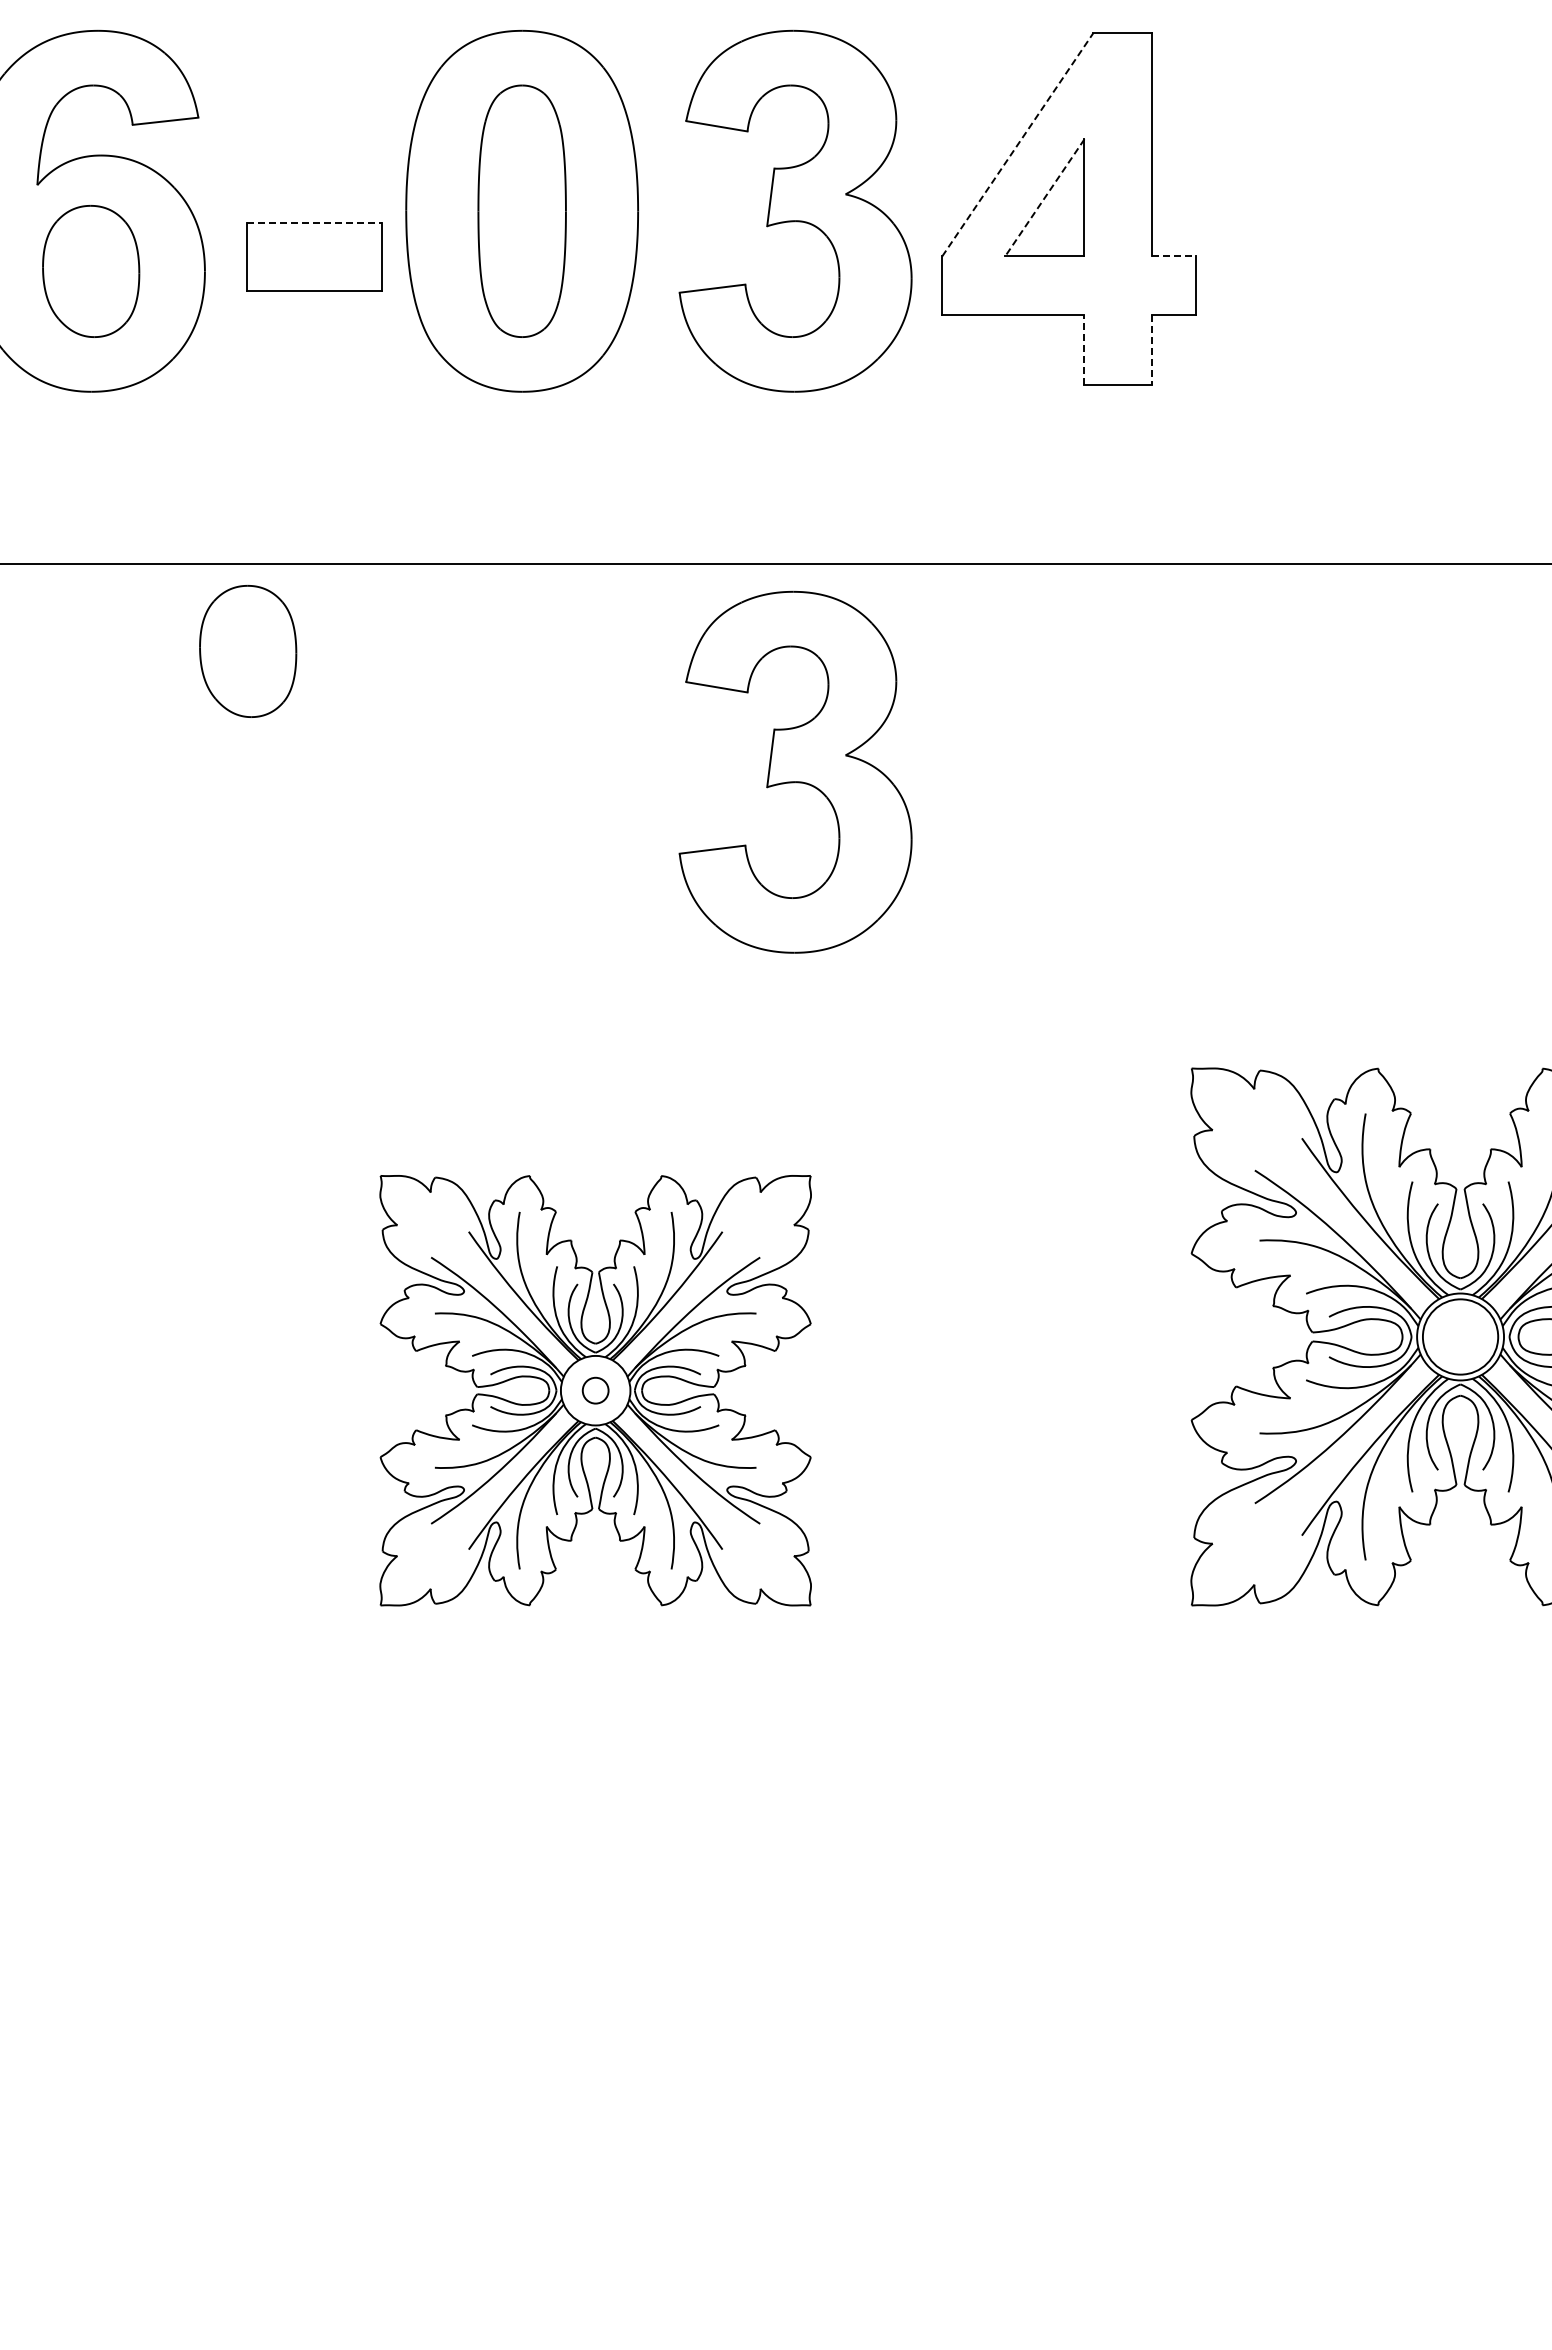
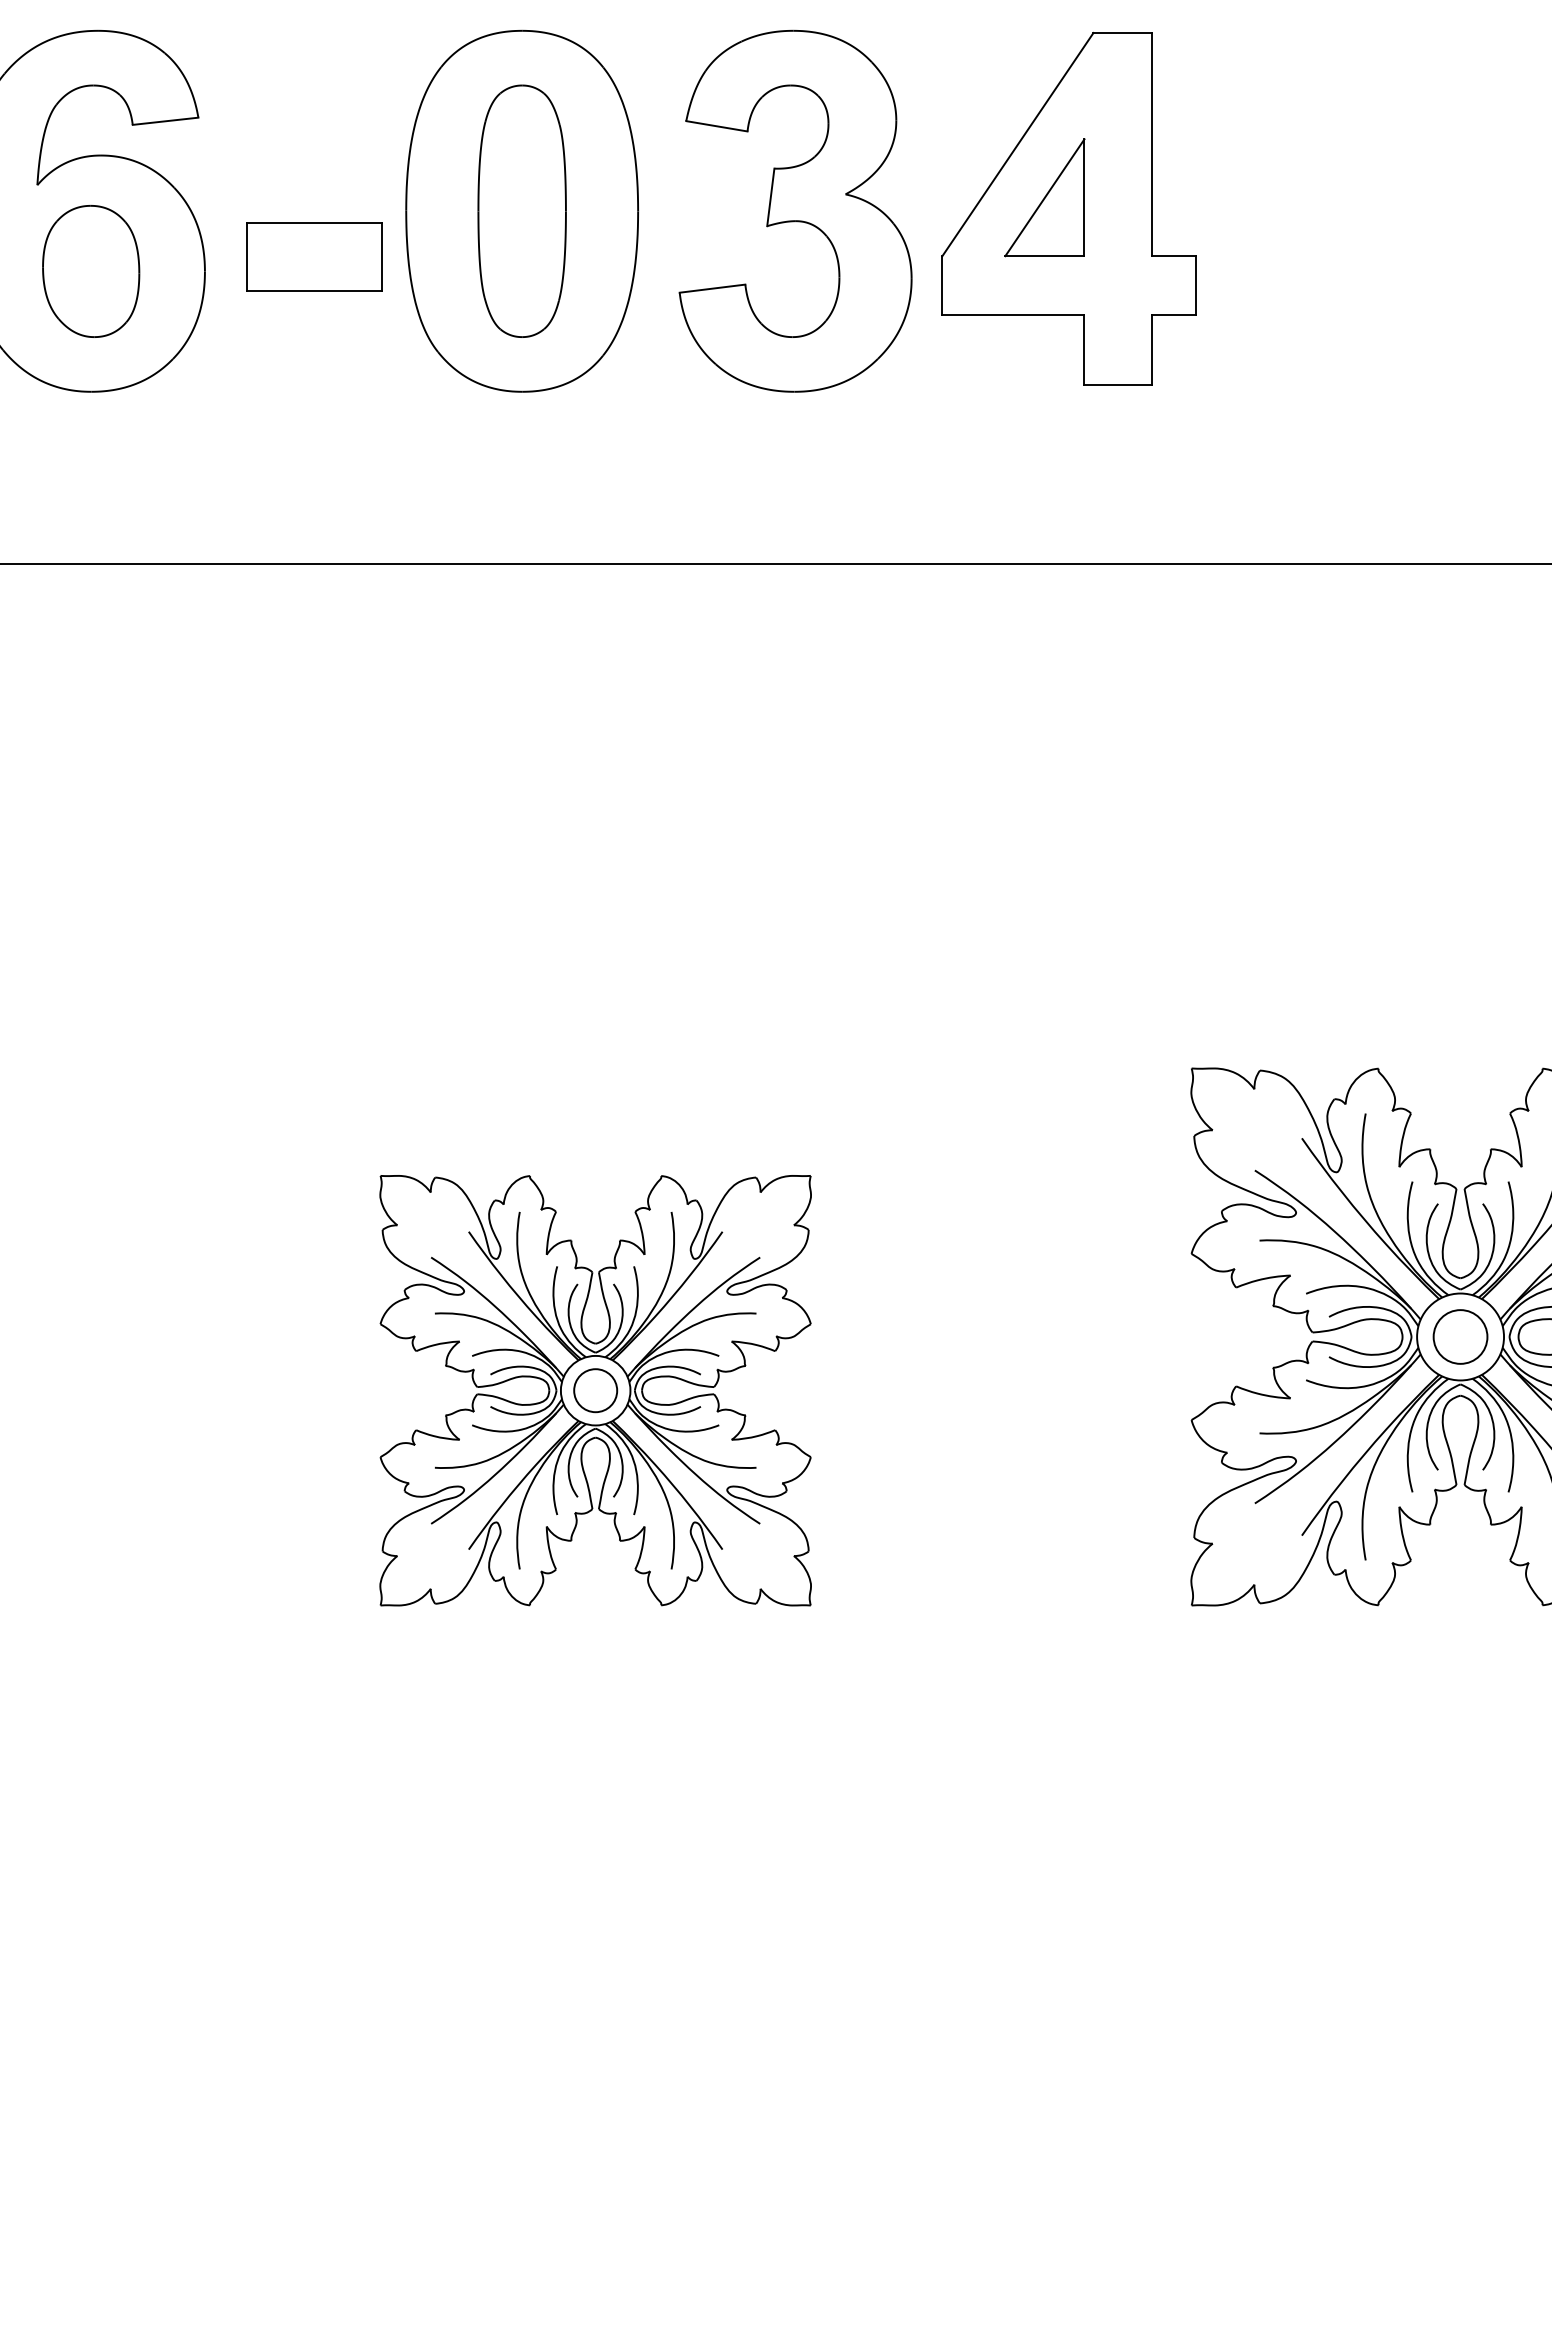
line: dashed -> solid (1017, 144)
line: dashed -> solid (1044, 197)
line: dashed -> solid (314, 223)
line: dashed -> solid (1174, 256)
line: dashed -> solid (1084, 349)
line: dashed -> solid (1152, 350)
part: present -> none (248, 651)
part: present -> none (795, 771)
circle diameter: 75 px -> 54 px (1460, 1336)
circle diameter: 26 px -> 43 px (595, 1390)
